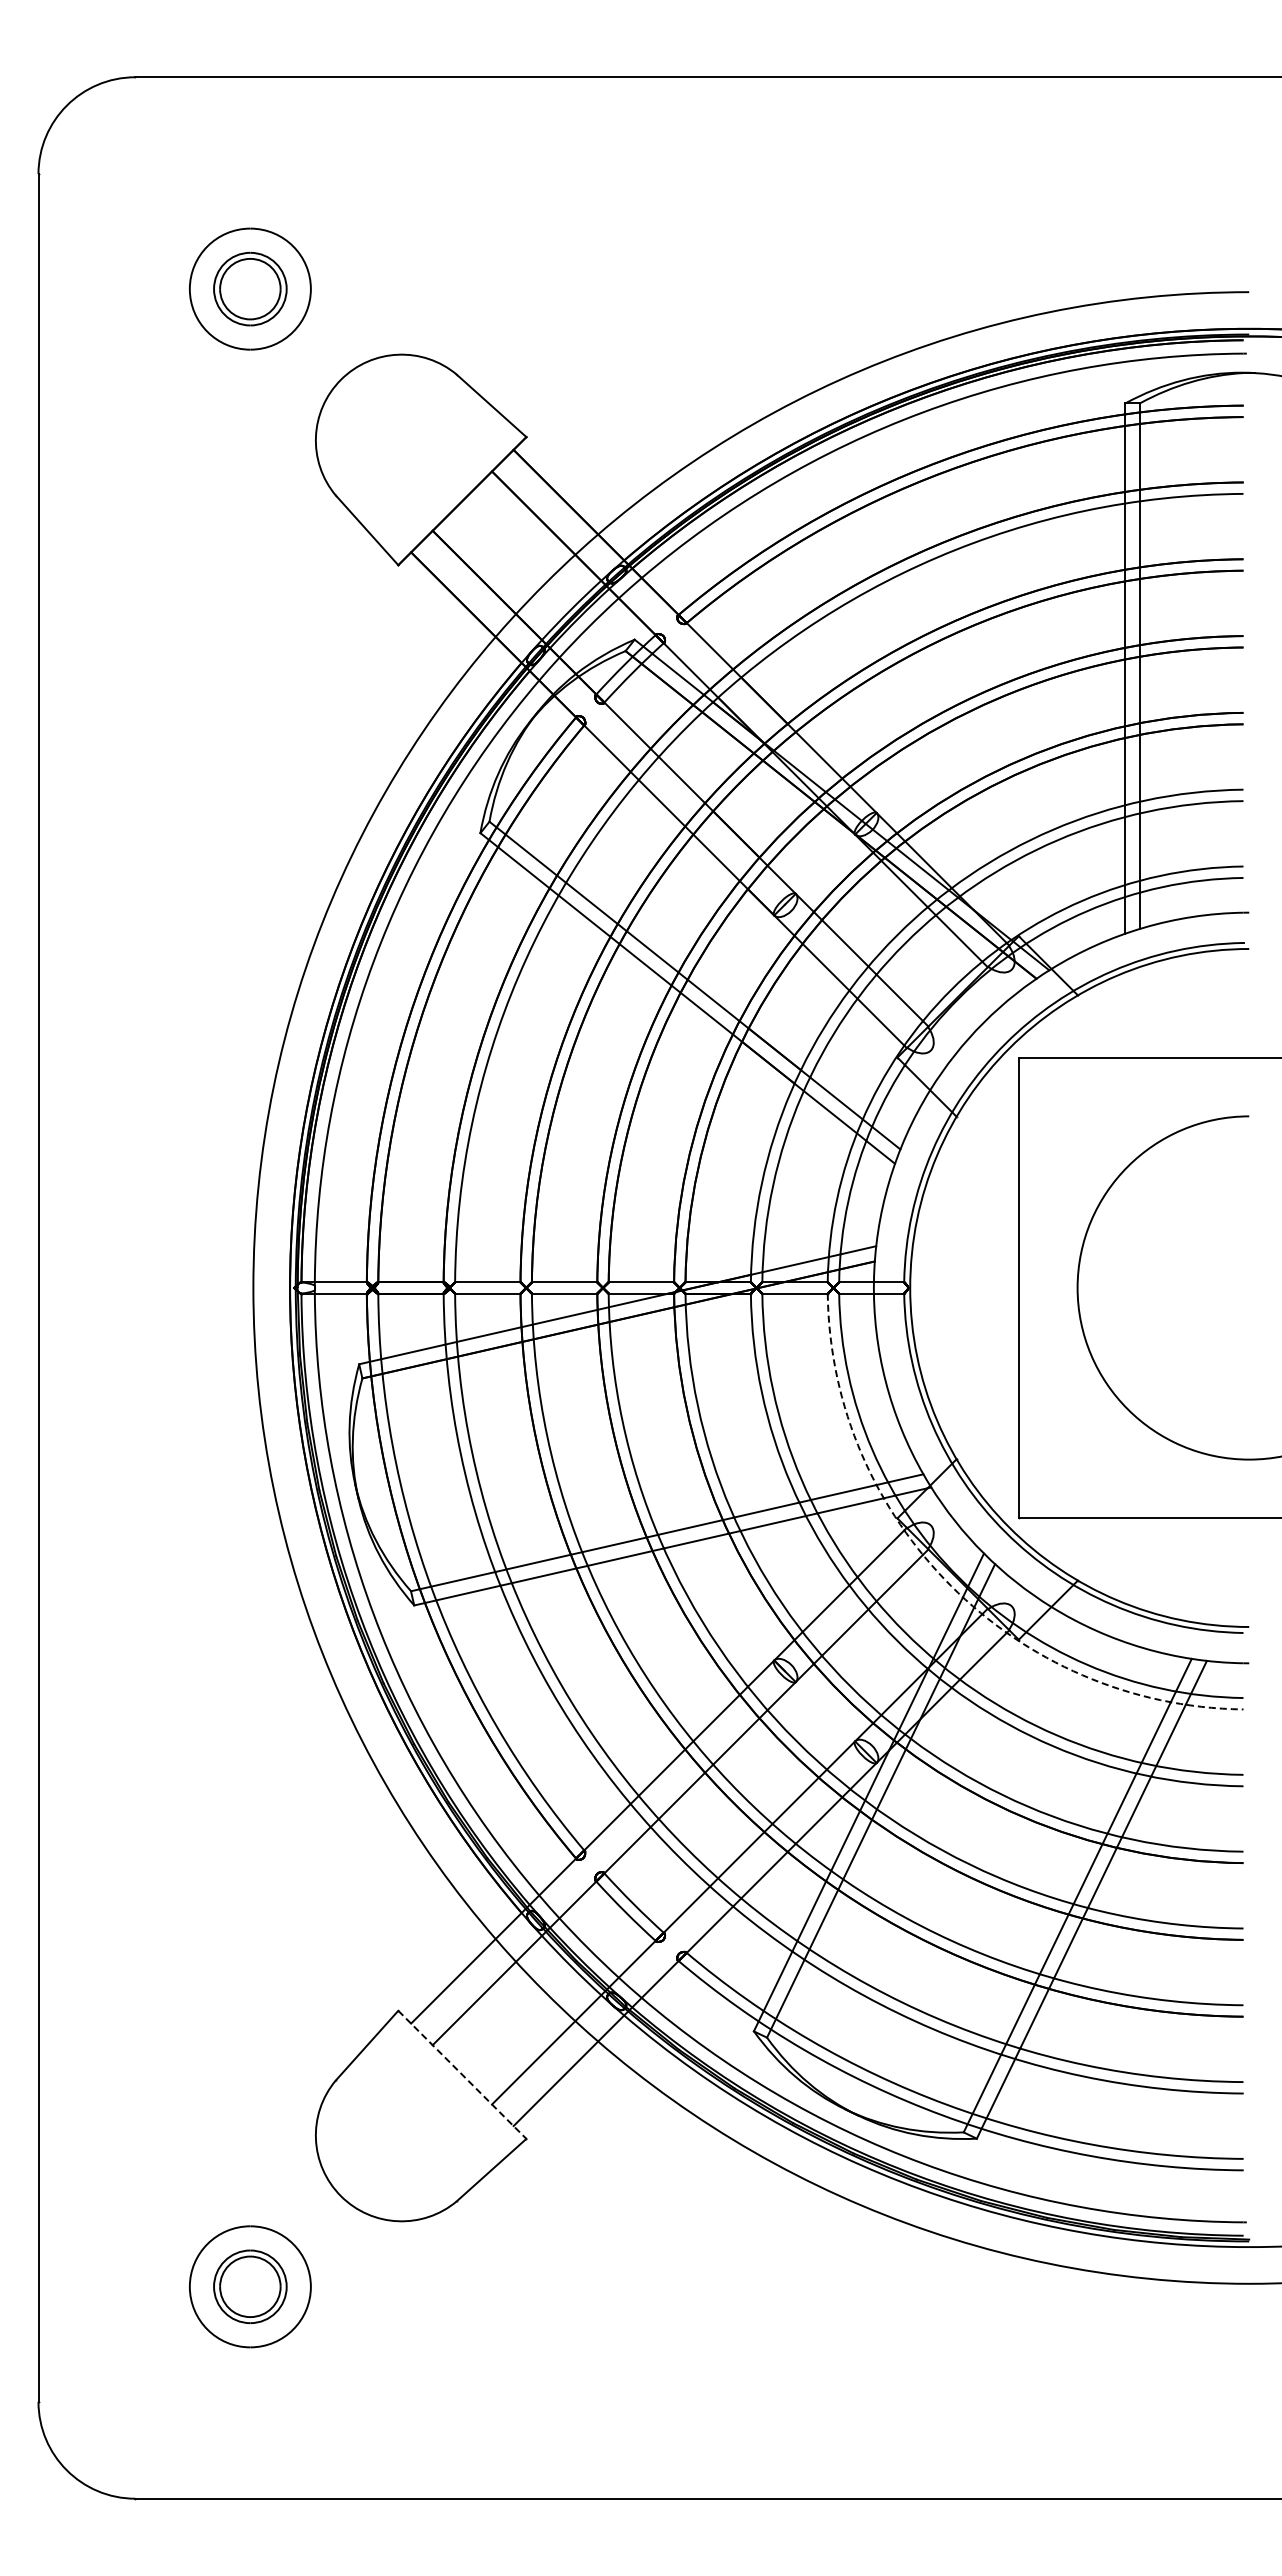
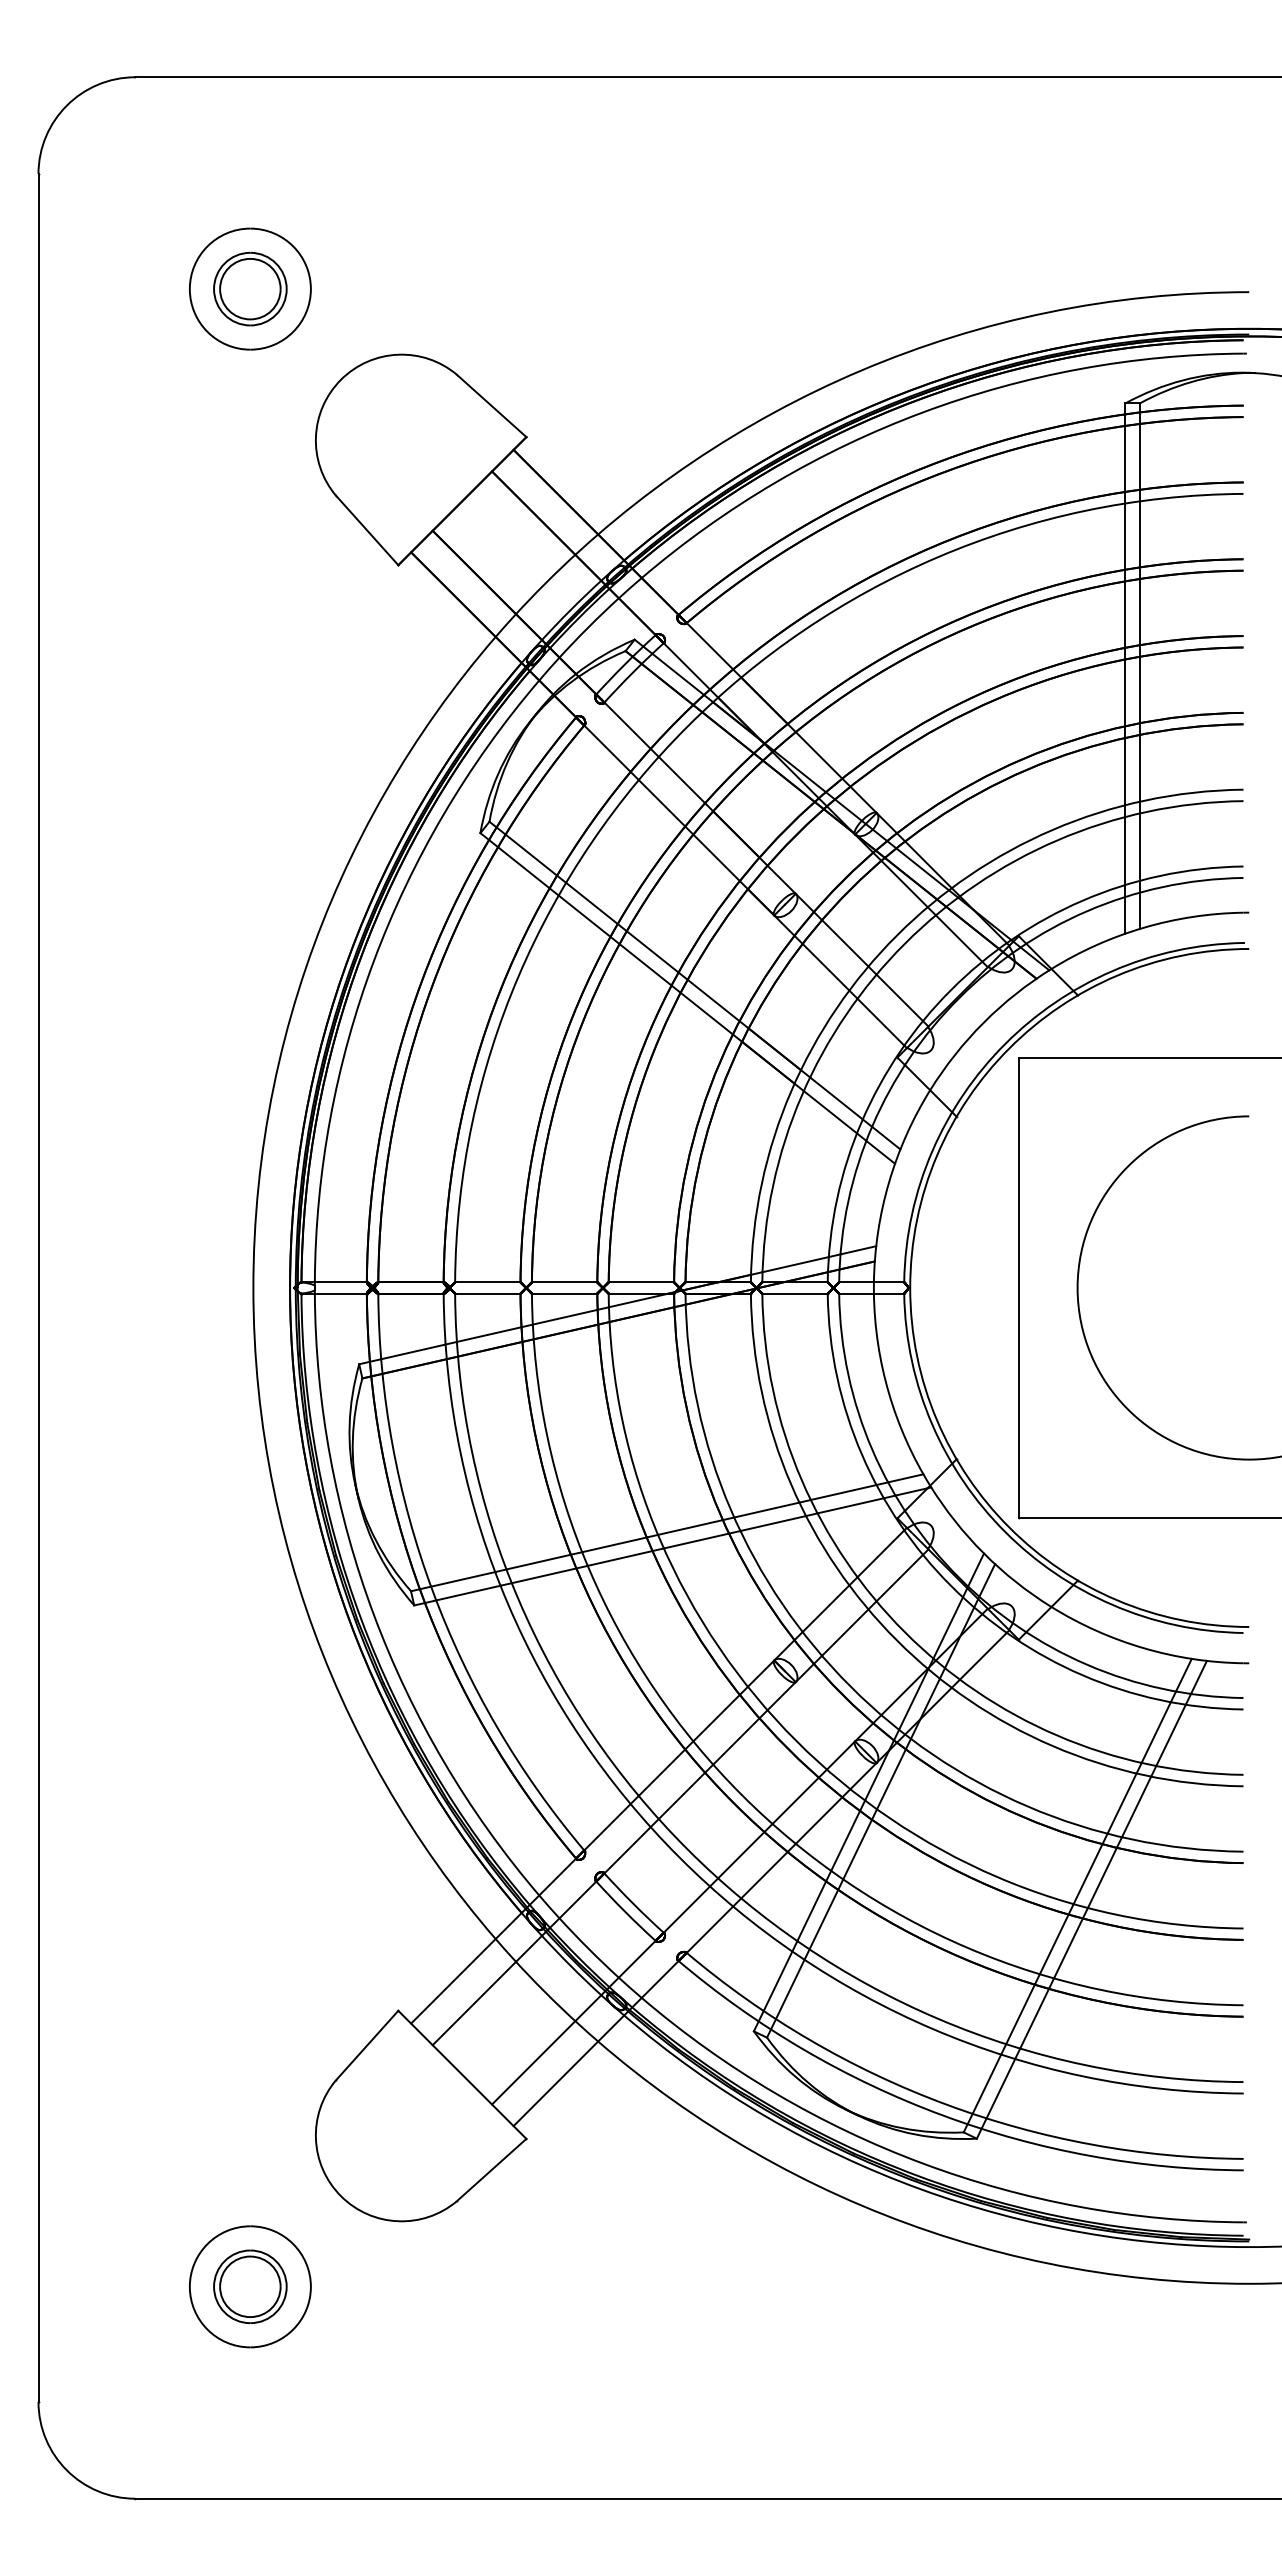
arc: dashed -> solid (951, 1586)
line: dashed -> solid (462, 2074)
